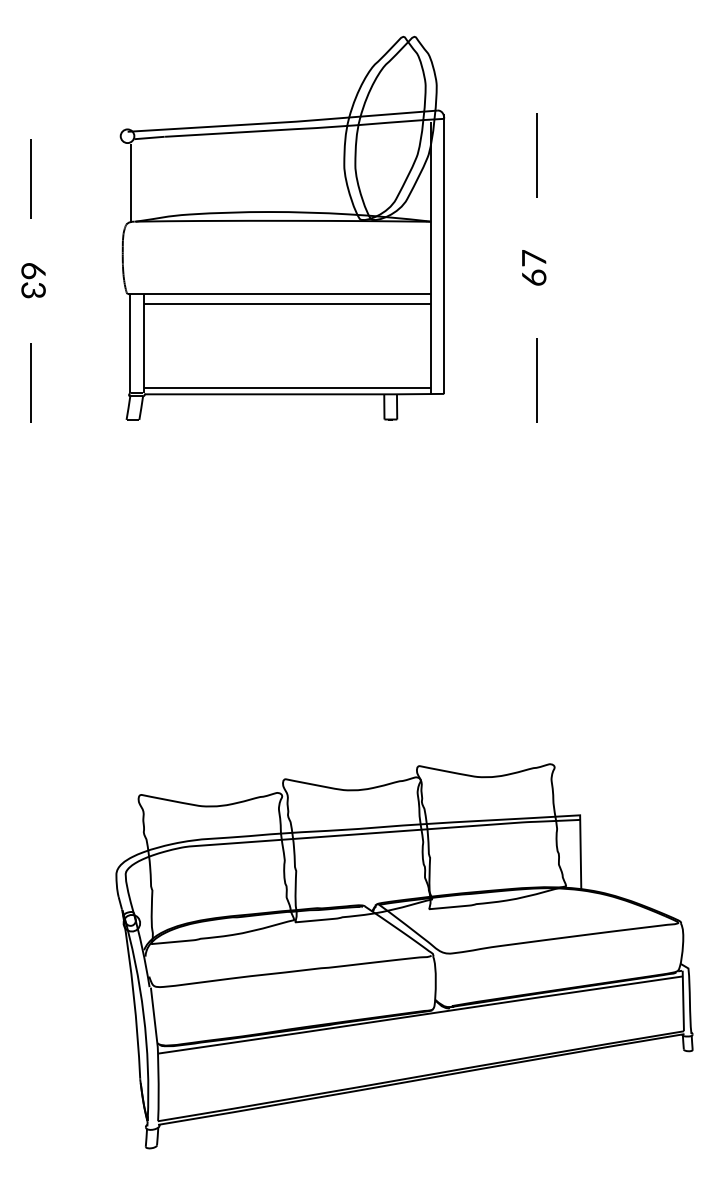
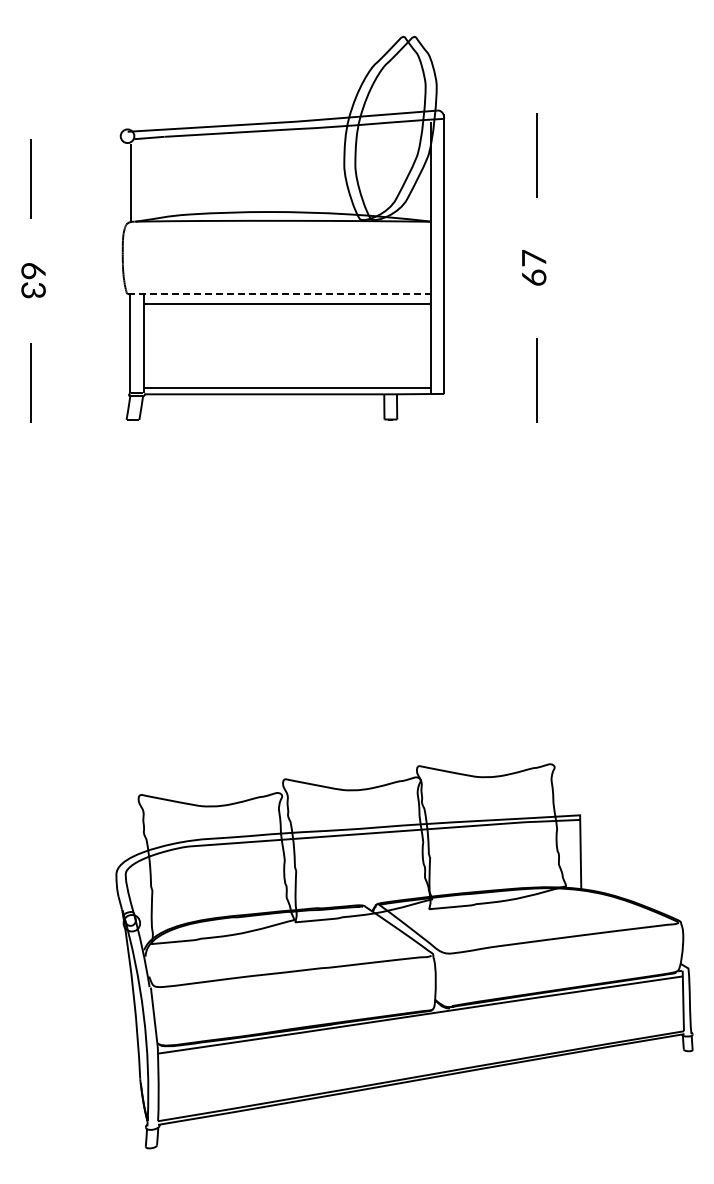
line: solid -> dashed (280, 294)
